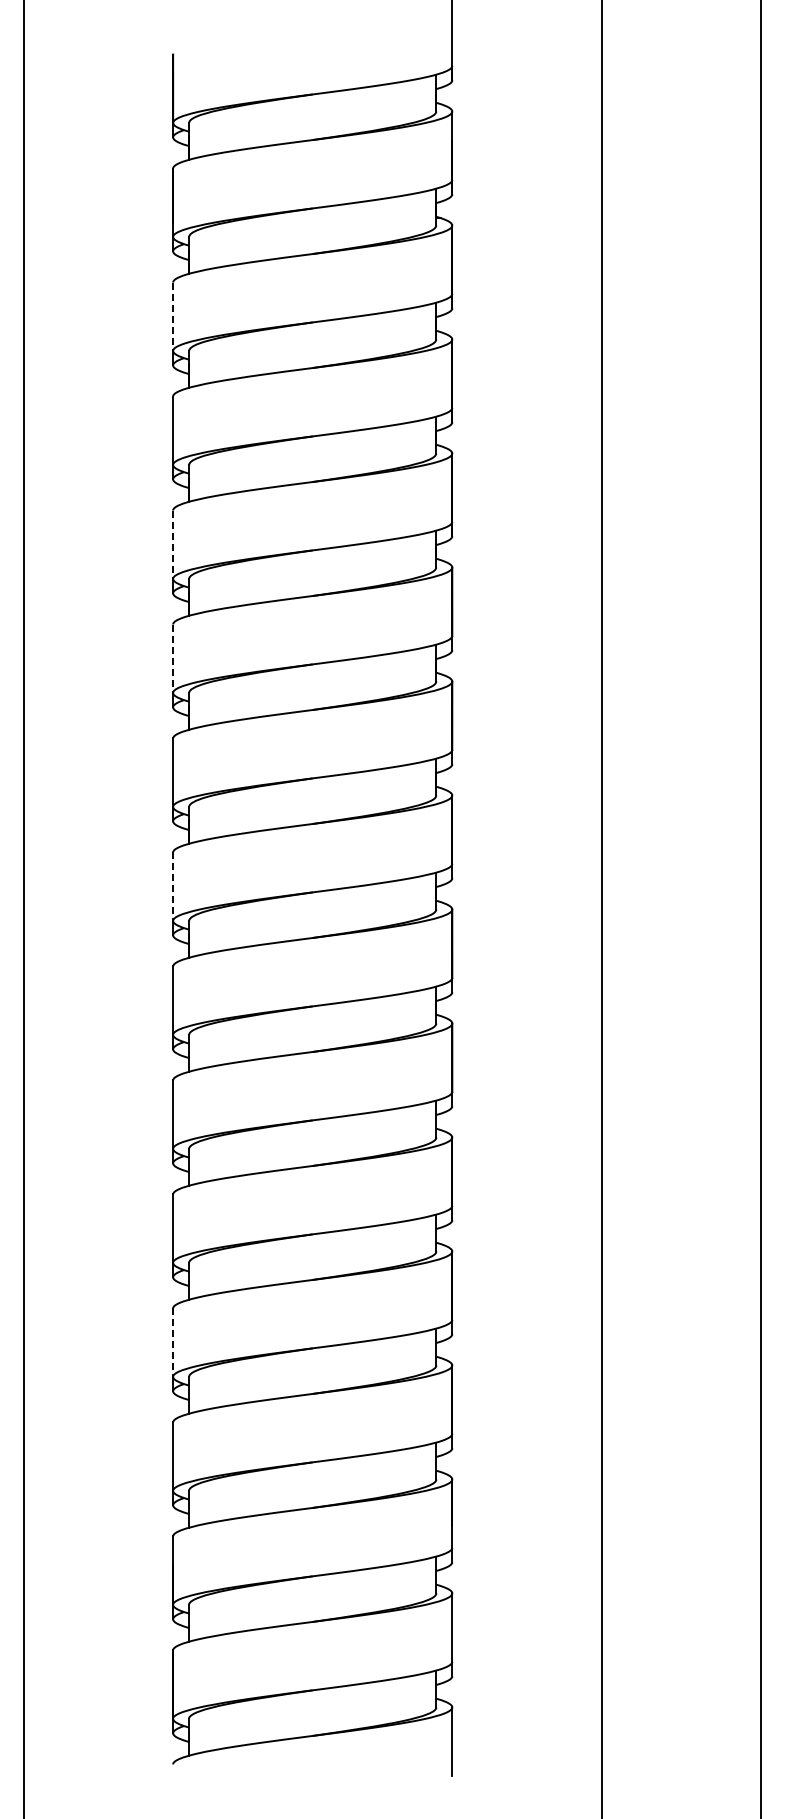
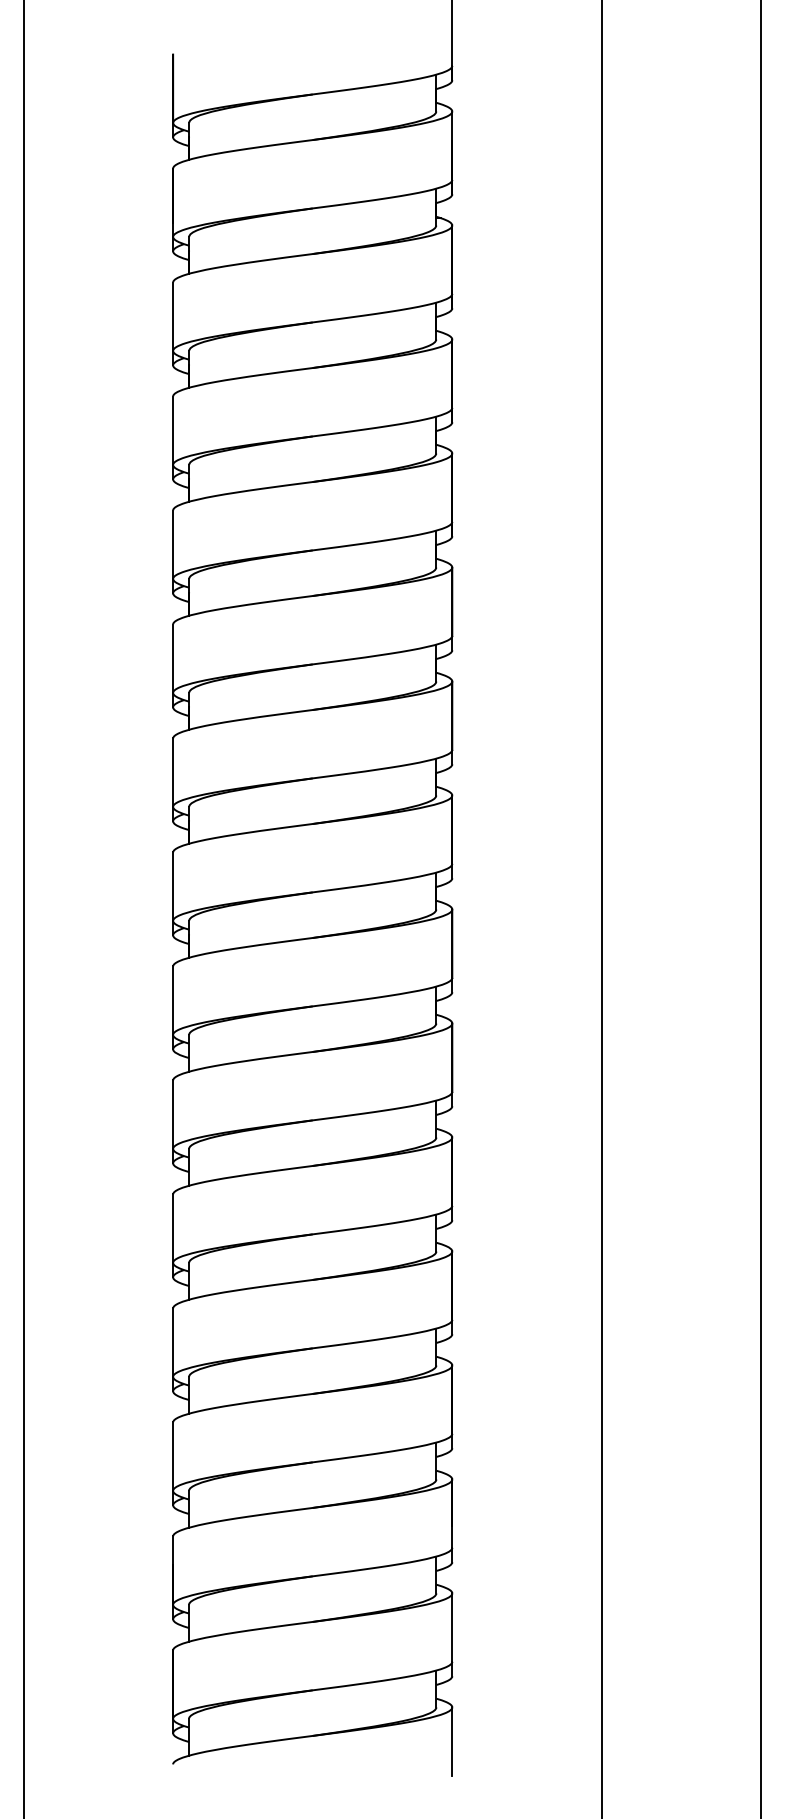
line: dashed -> solid (173, 317)
line: dashed -> solid (173, 545)
line: dashed -> solid (173, 659)
line: dashed -> solid (173, 887)
line: dashed -> solid (173, 1343)
